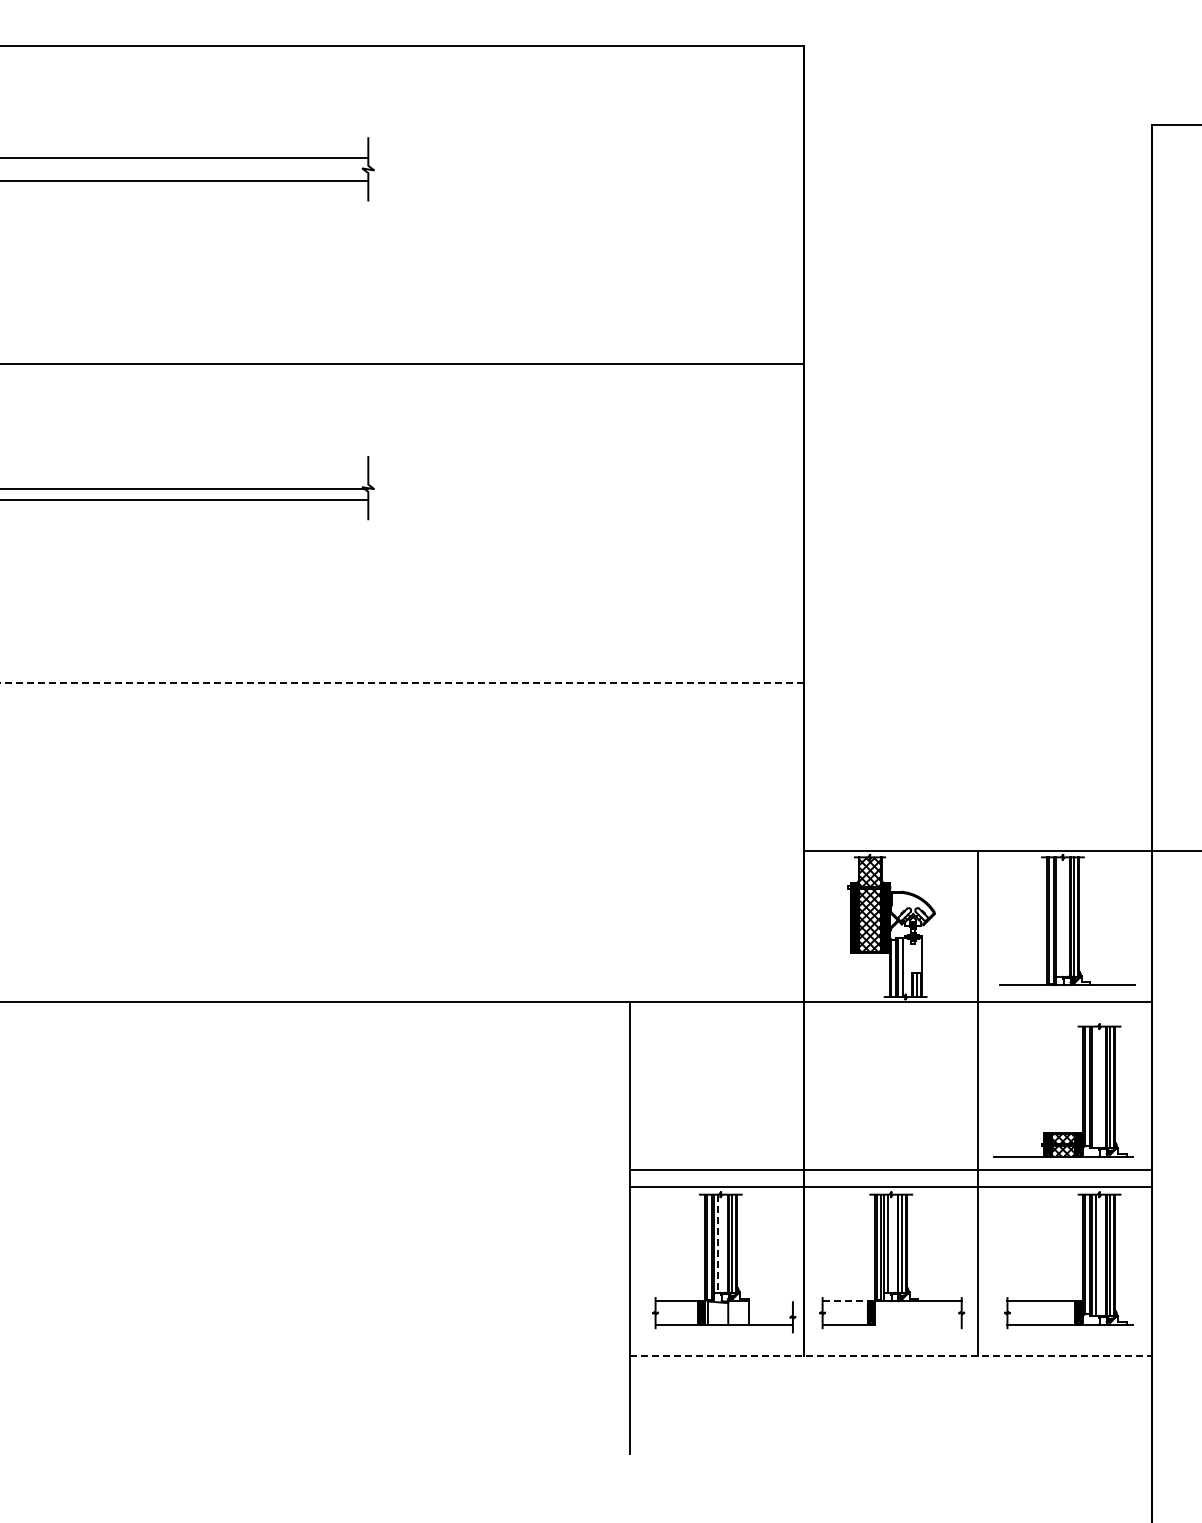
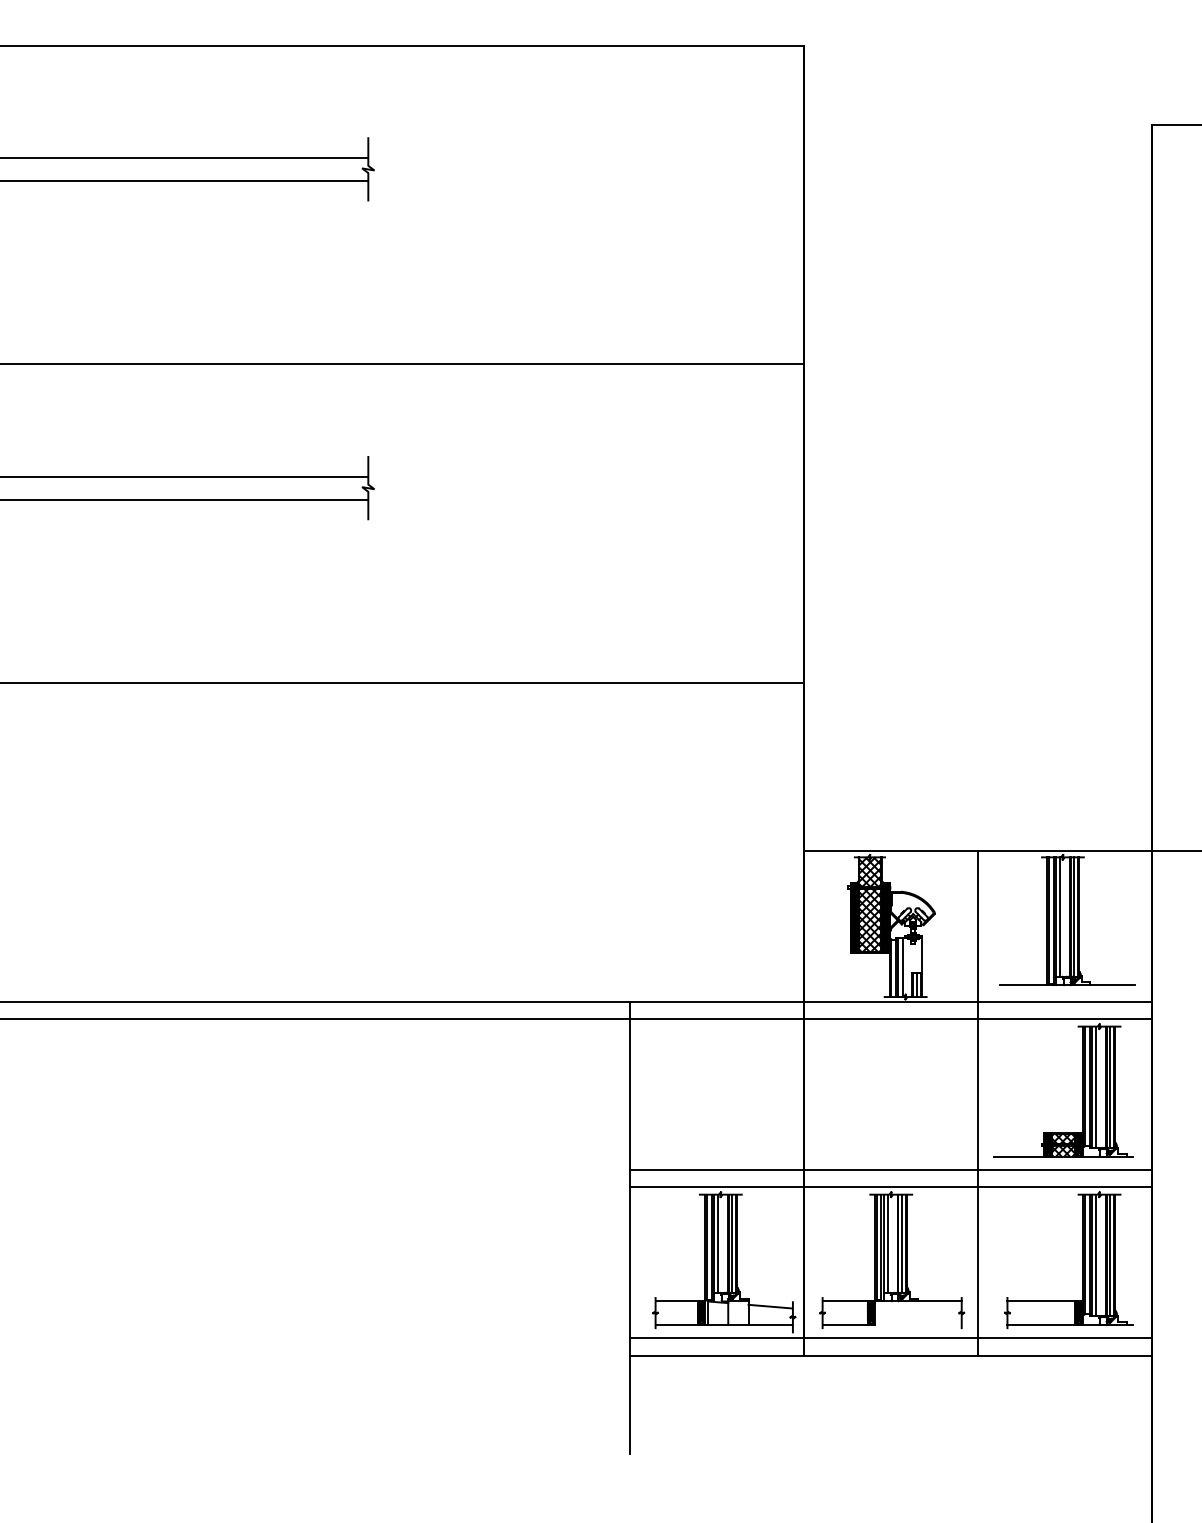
line position: (185, 488) -> (185, 476) (185, 476)
line: dashed -> solid (402, 683)
line: none -> present (1060, 916)
line: none -> present (576, 1019)
line: none -> present (1096, 1086)
line: dashed -> solid (718, 1243)
line: dashed -> solid (845, 1301)
line: none -> present (770, 1306)
line: none -> present (890, 1338)
line: dashed -> solid (891, 1355)
